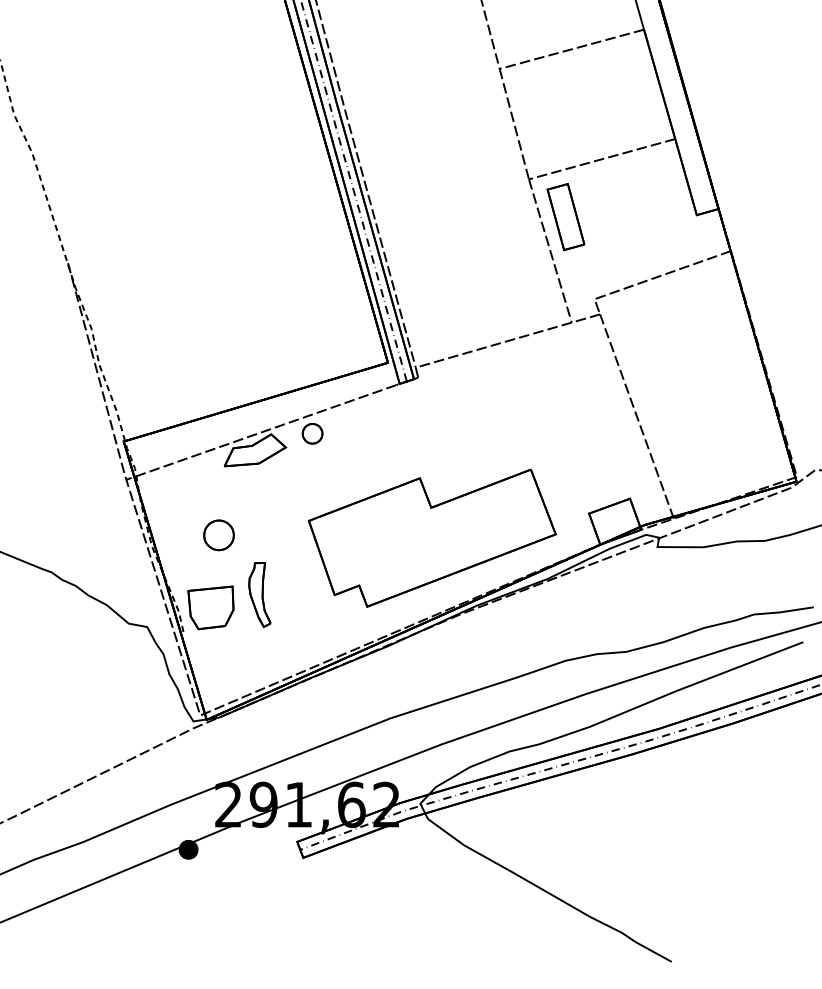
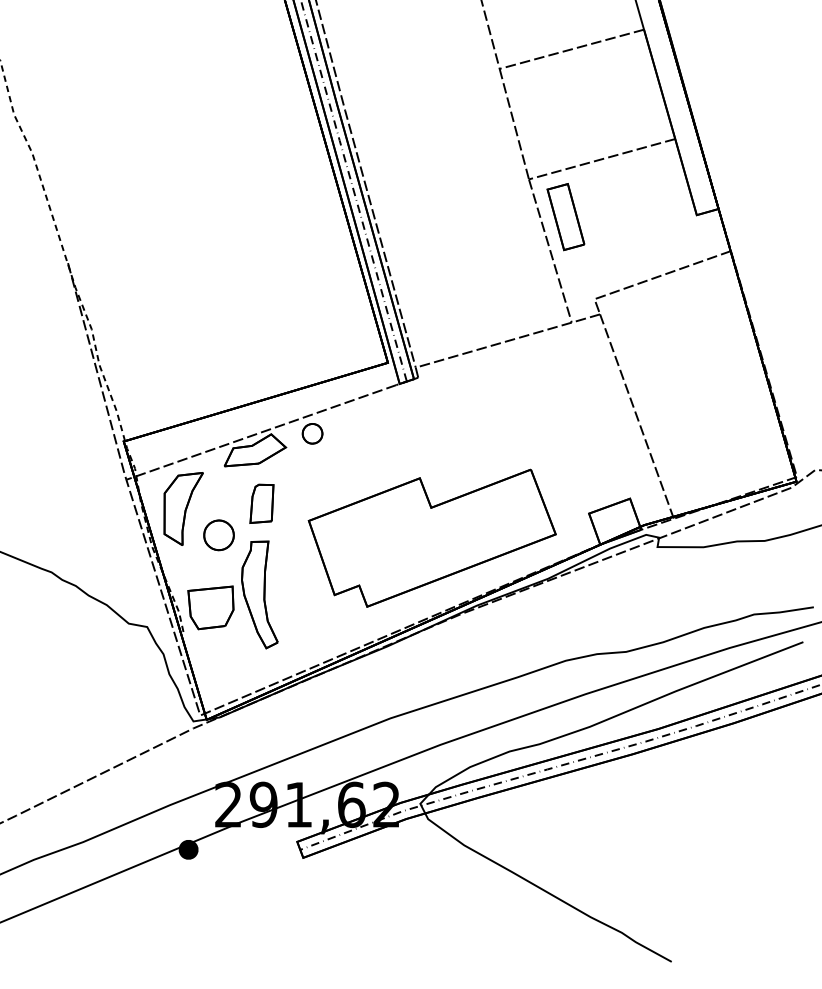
part: none -> present (261, 503)
part: none -> present (183, 508)
part size: 24x67 px -> 38x110 px (259, 594)
